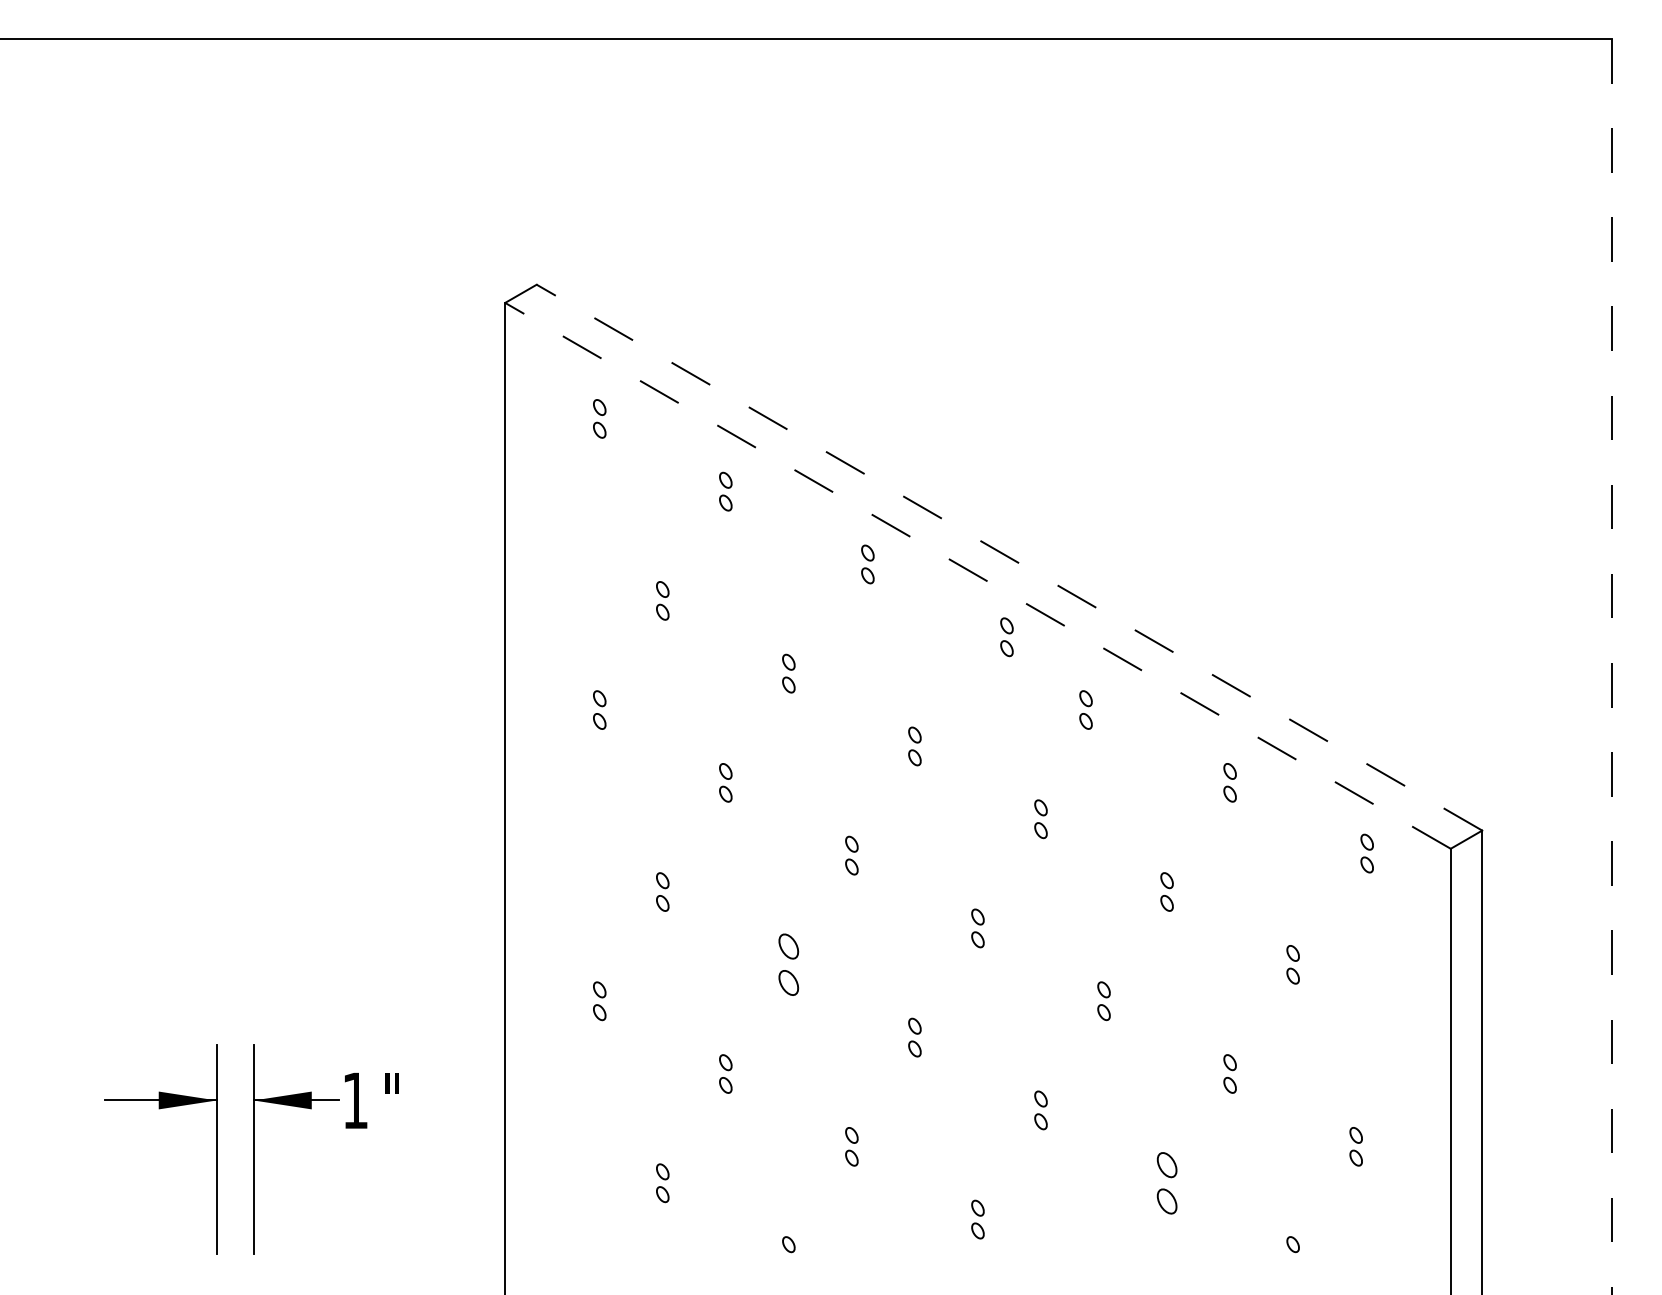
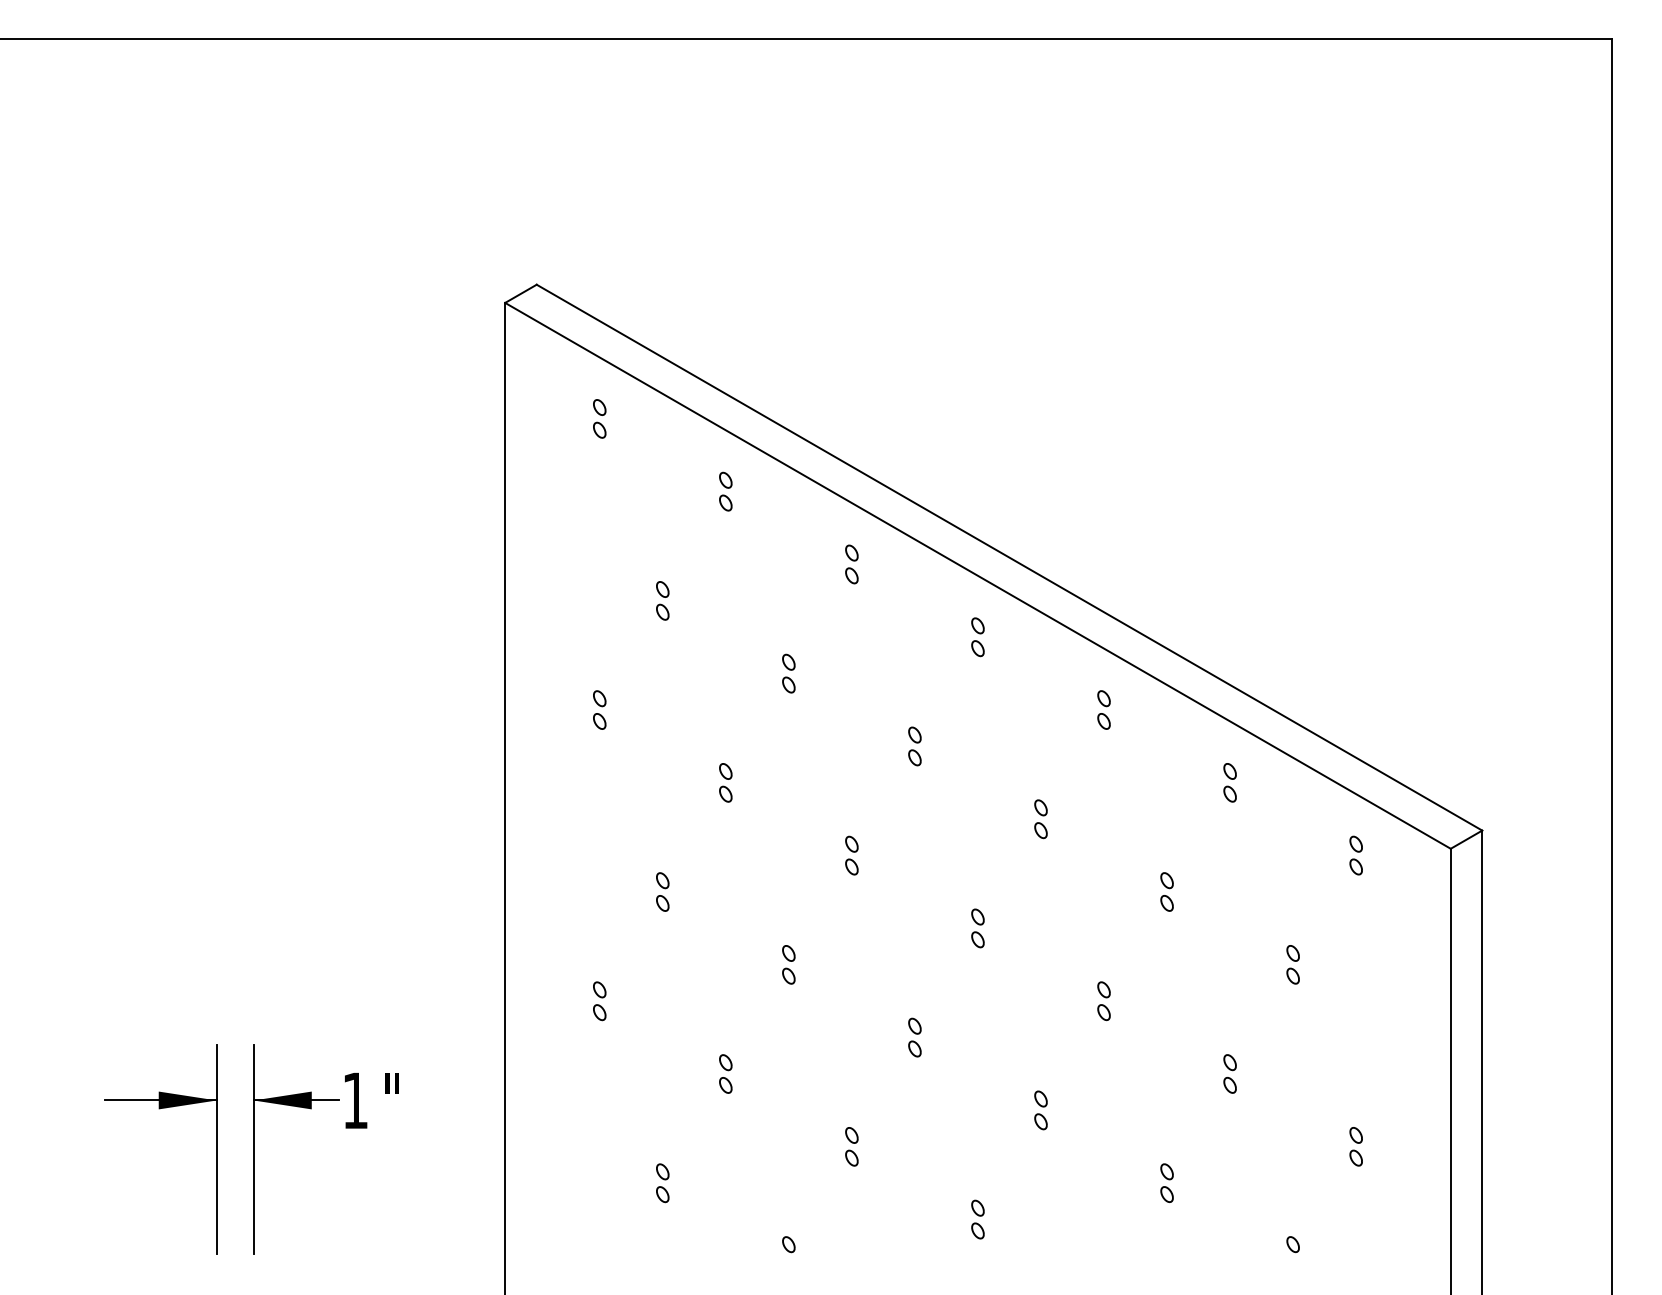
line: dashed -> solid (1009, 557)
part position: (867, 564) -> (851, 564) (851, 564)
line: dashed -> solid (977, 575)
part position: (1006, 637) -> (977, 637) (977, 637)
line: dashed -> solid (1612, 666)
part position: (1085, 709) -> (1103, 709) (1103, 709)
part position: (1366, 853) -> (1355, 855) (1355, 855)
part size: 22x63 px -> 14x40 px (788, 964)
part size: 22x63 px -> 14x40 px (1166, 1182)
